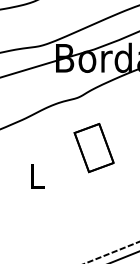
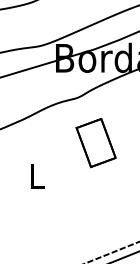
part position: (93, 148) -> (95, 143) (95, 143)
